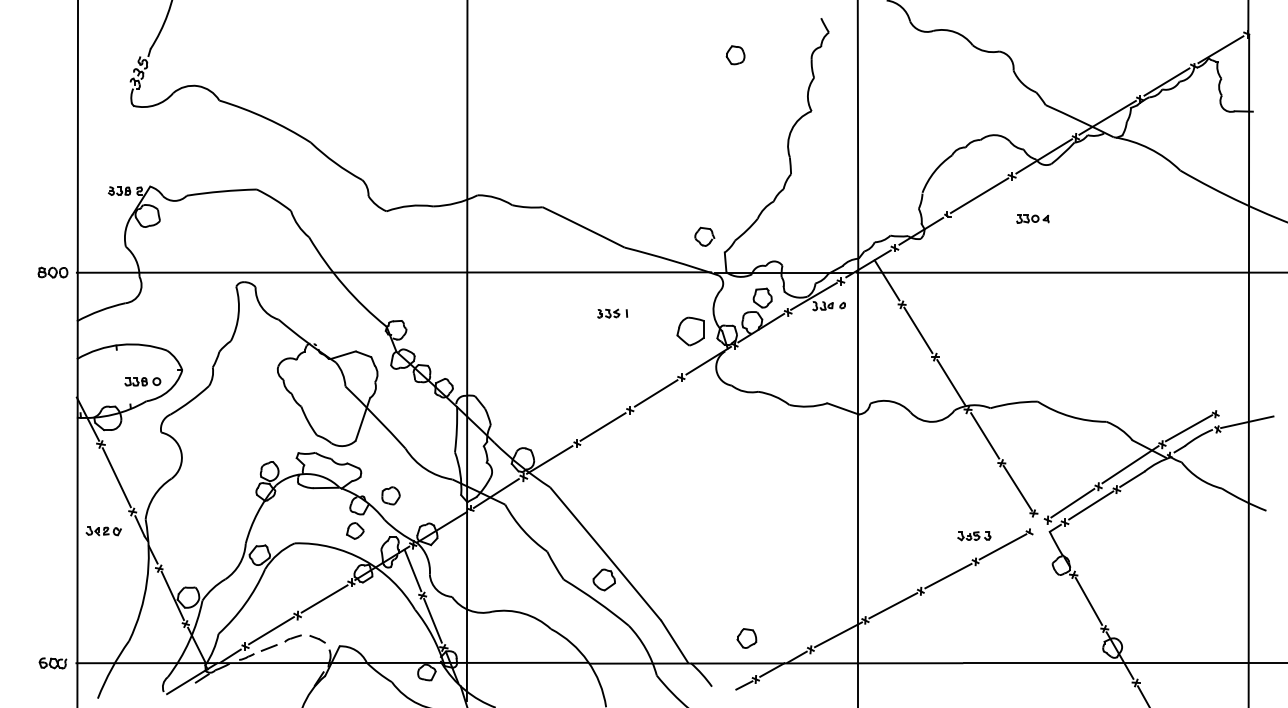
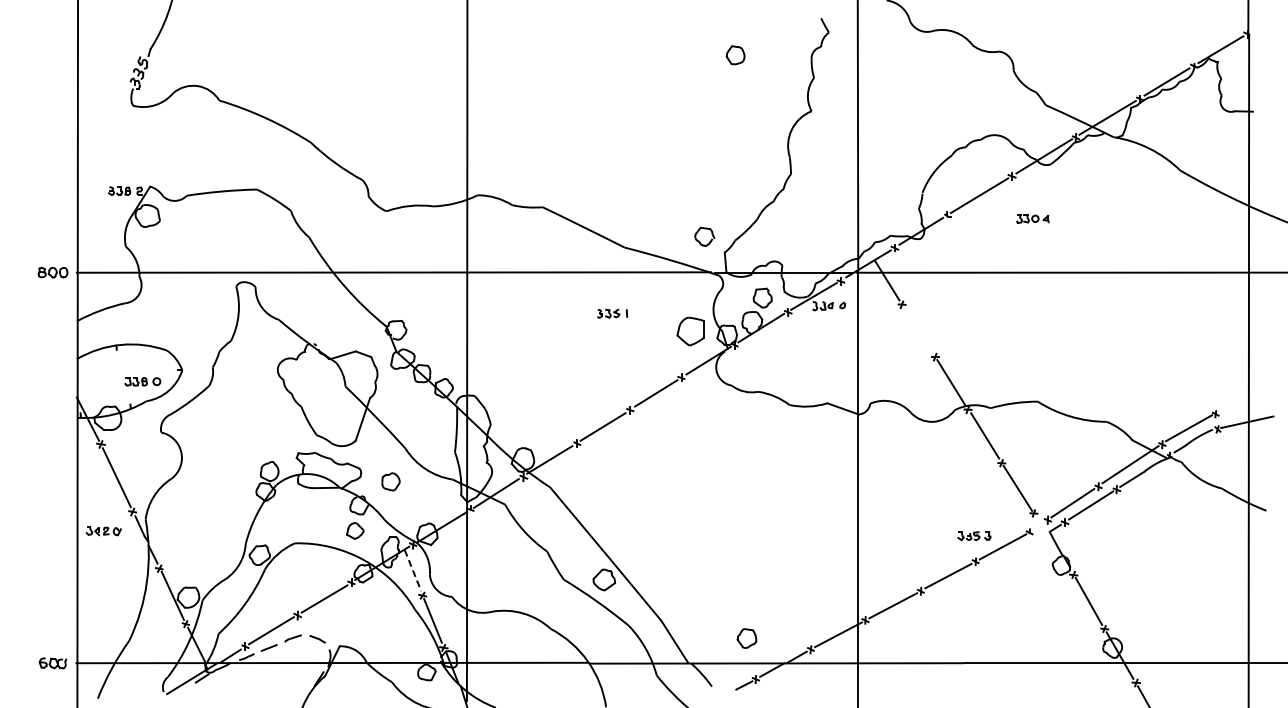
line: present -> none (918, 330)
part position: (390, 495) -> (390, 481) (390, 481)
line: solid -> dashed (413, 571)
